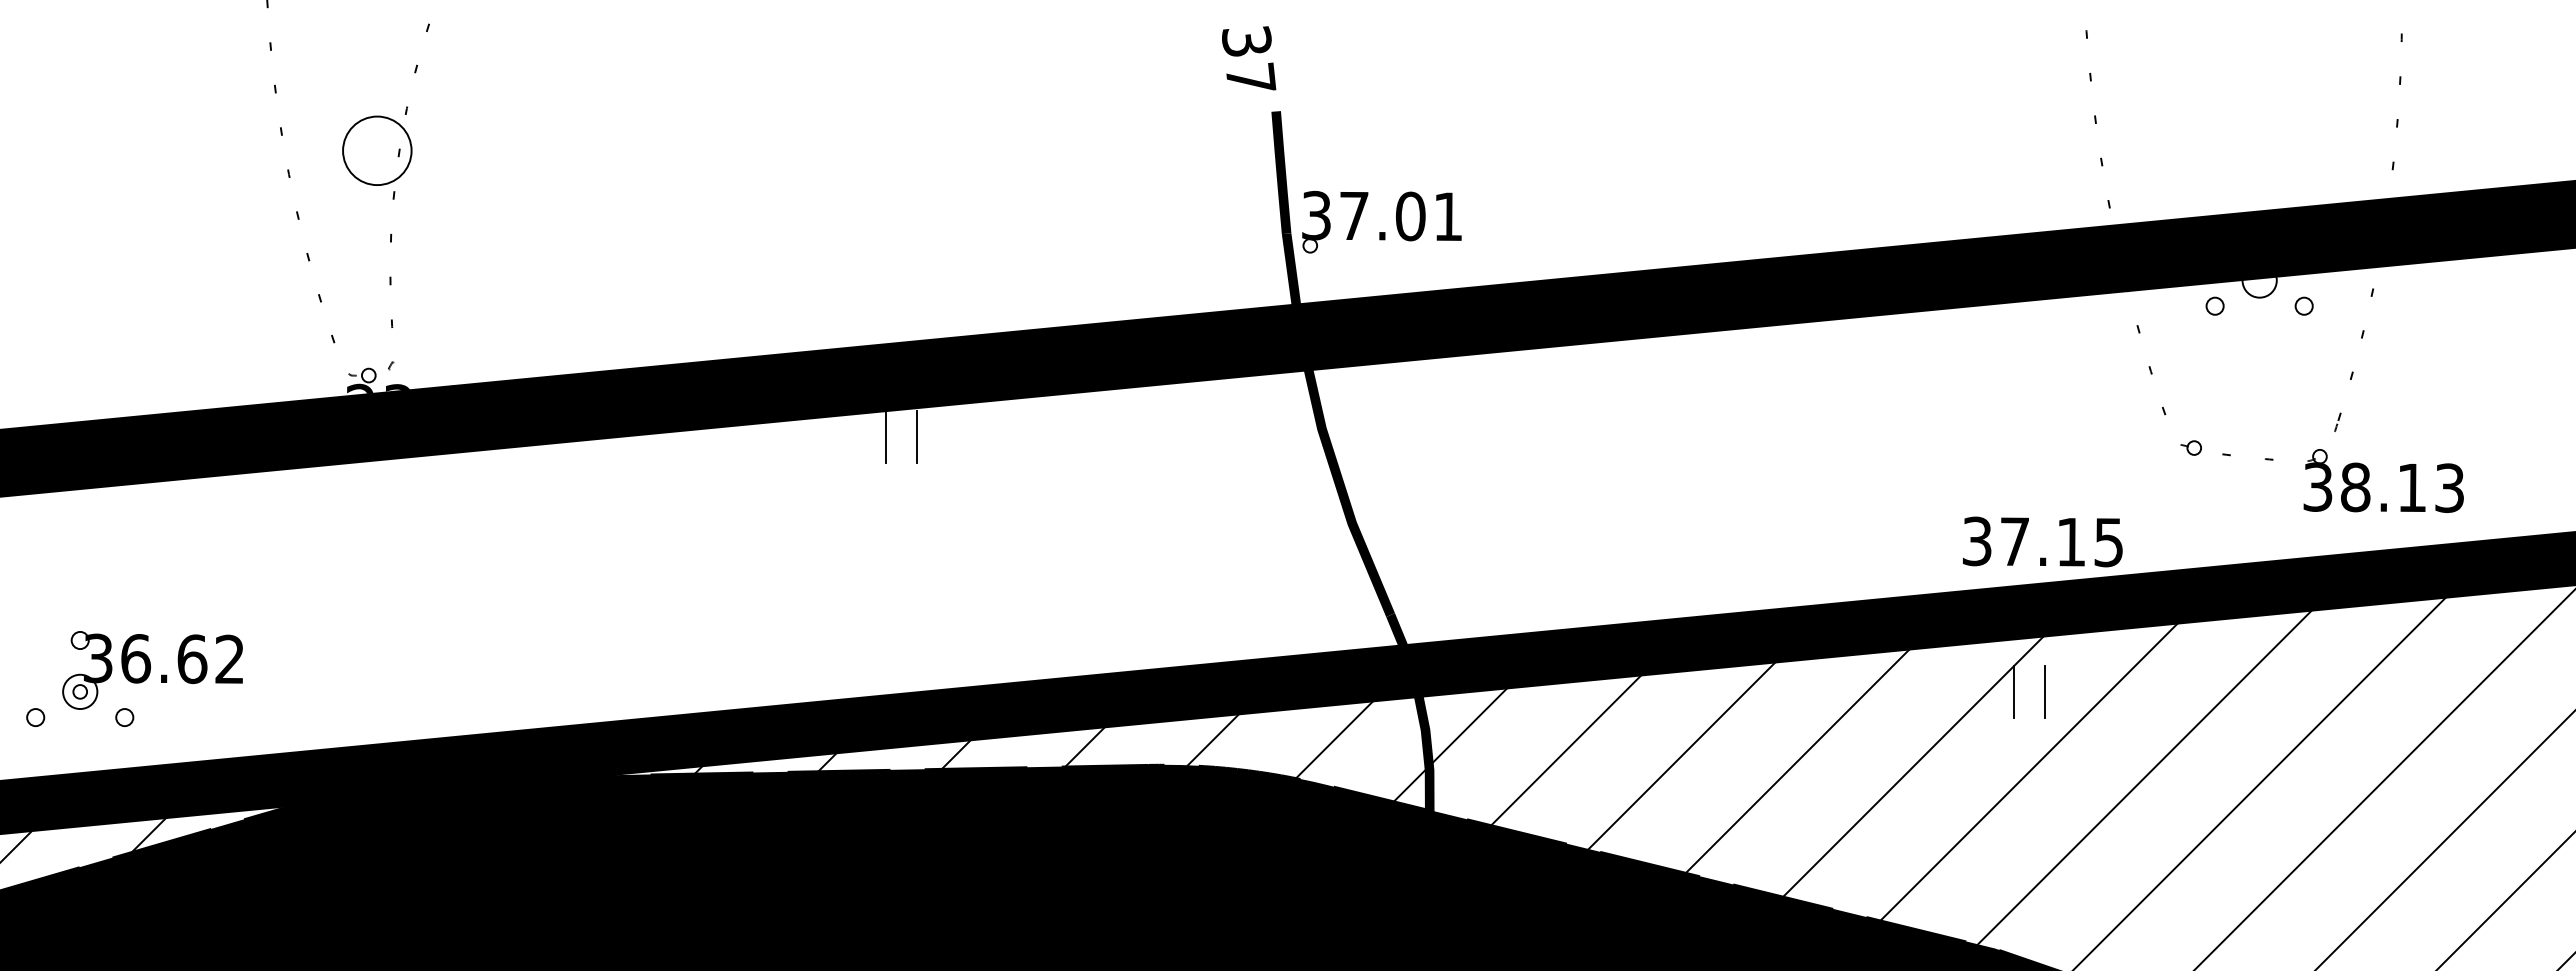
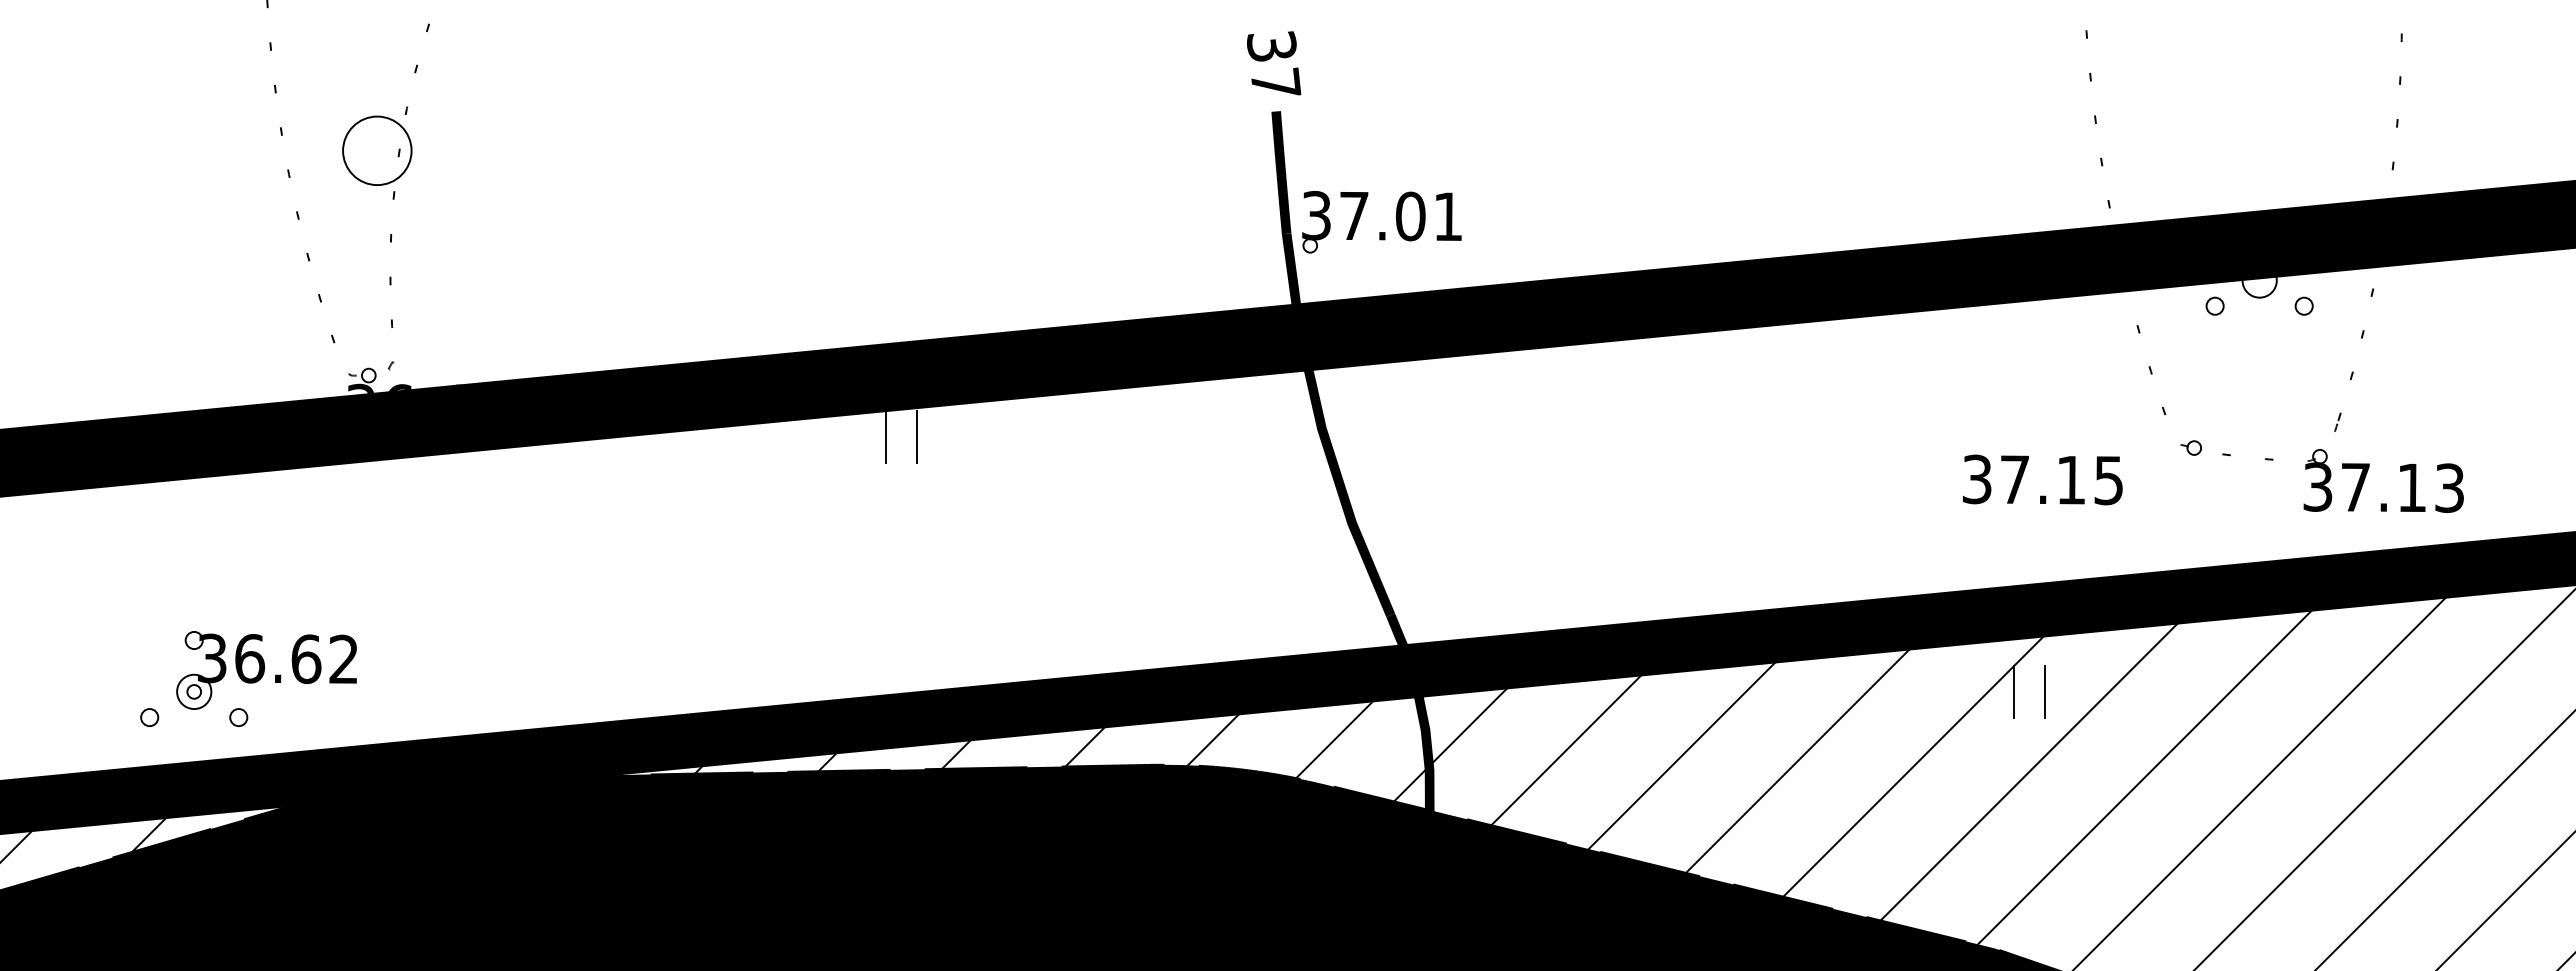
text position: (1249, 58) -> (1274, 63) (1274, 63)
text: 23.17 -> 36.65 (403, 388)
text: 38.13 -> 37.13 (2355, 487)
text position: (2042, 541) -> (2042, 479) (2042, 479)
part position: (134, 678) -> (248, 678) (248, 678)
